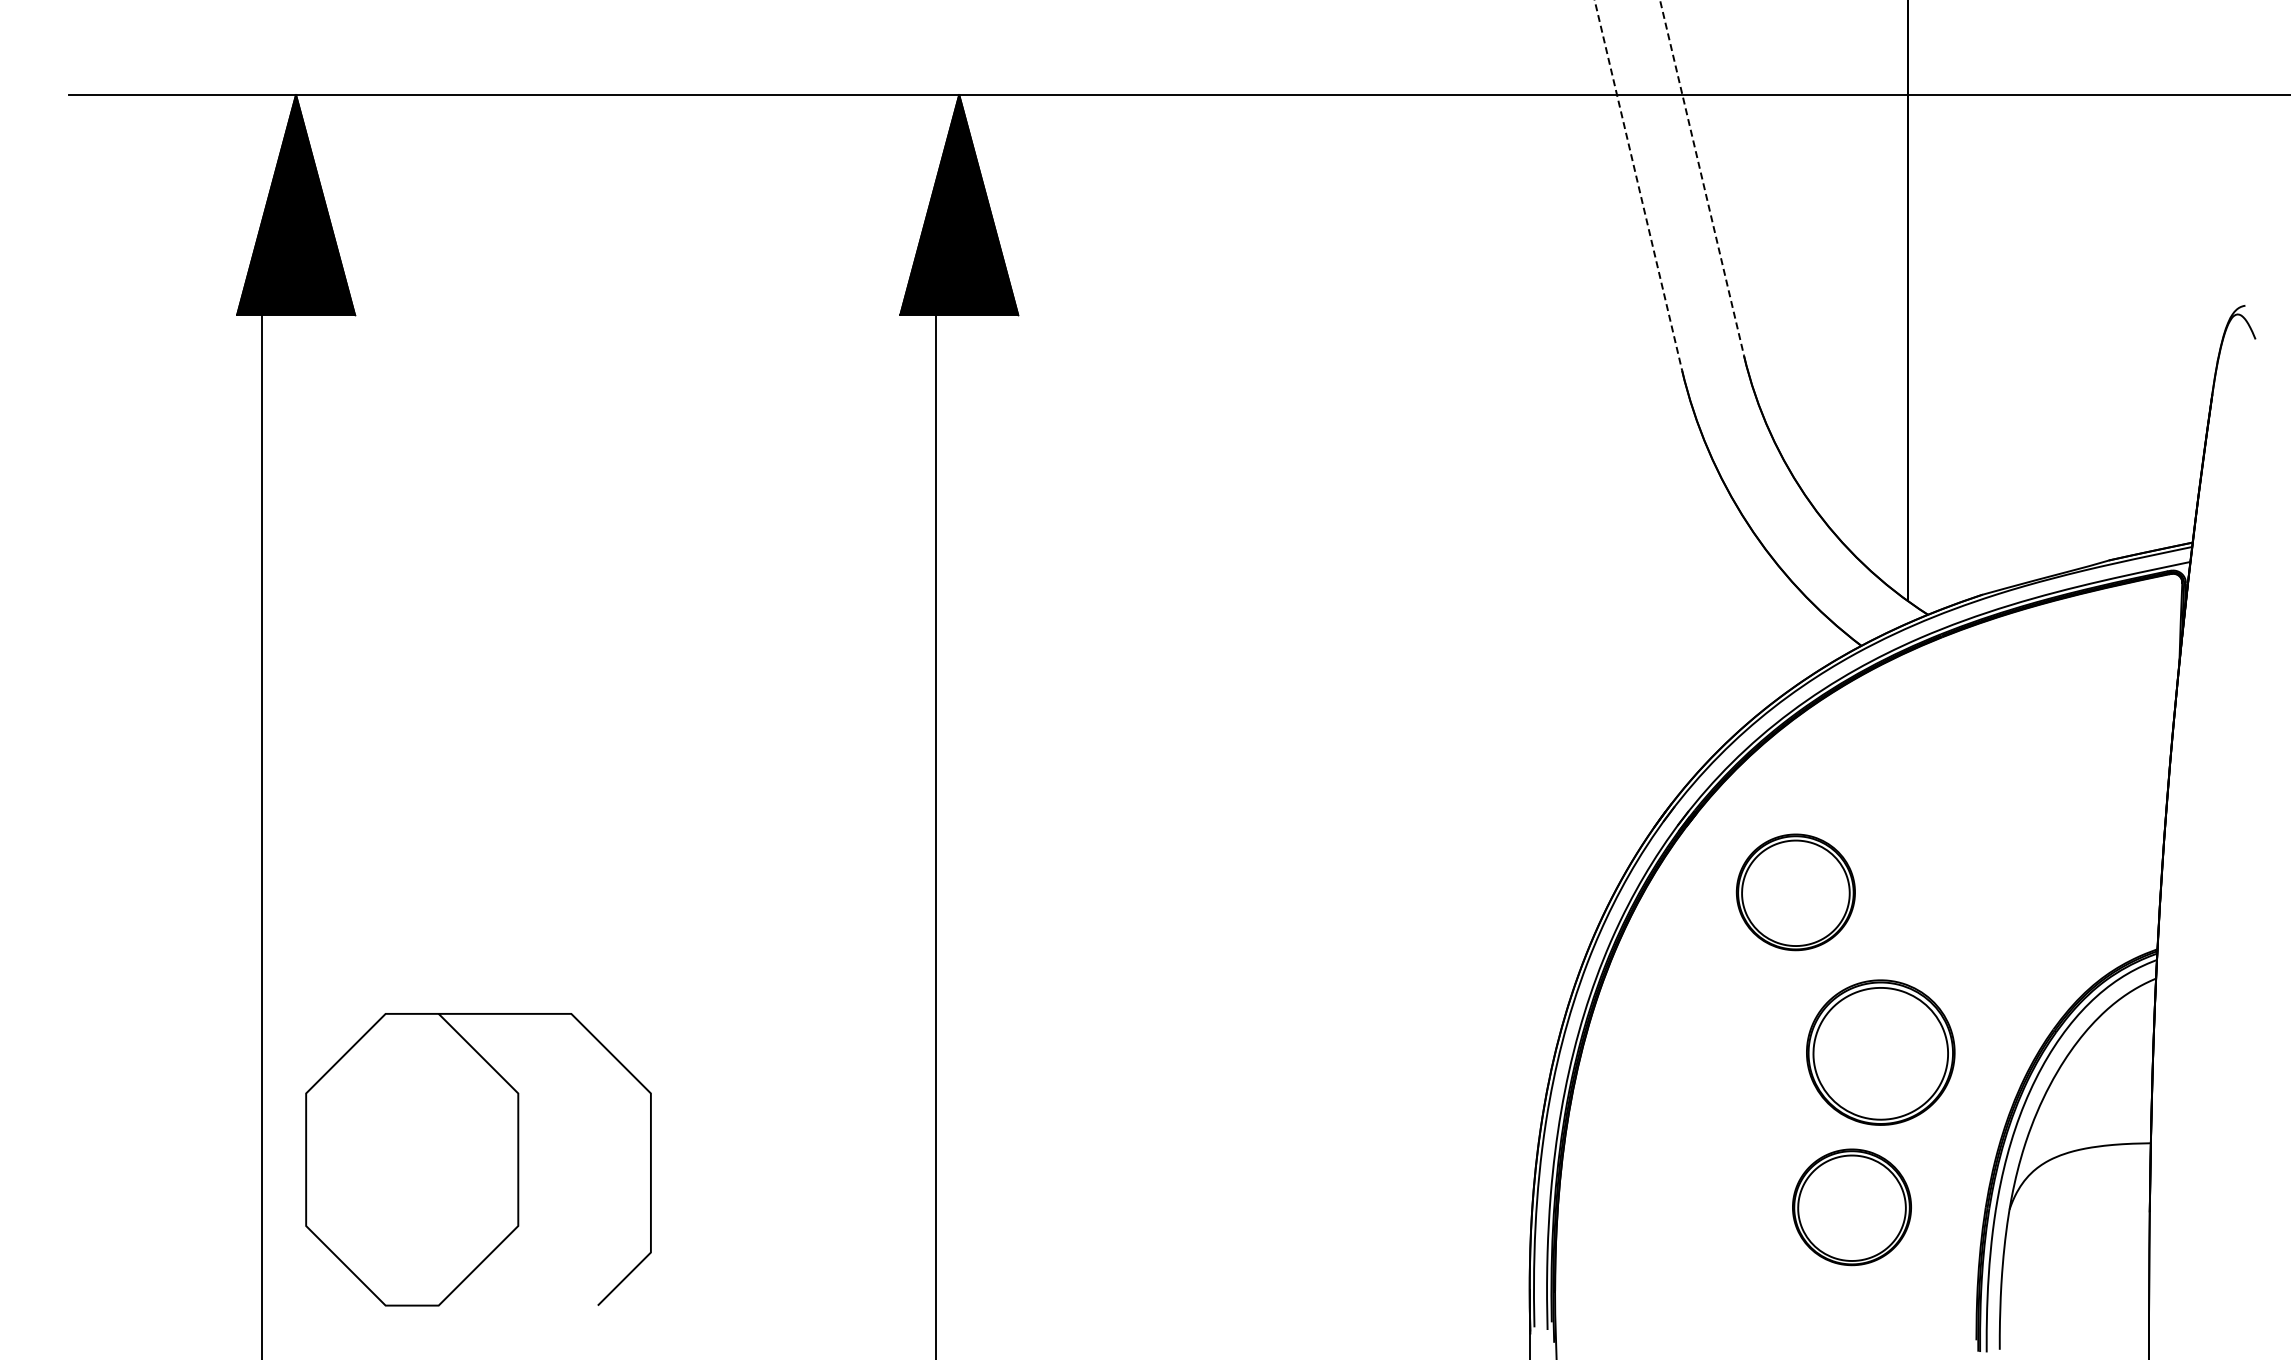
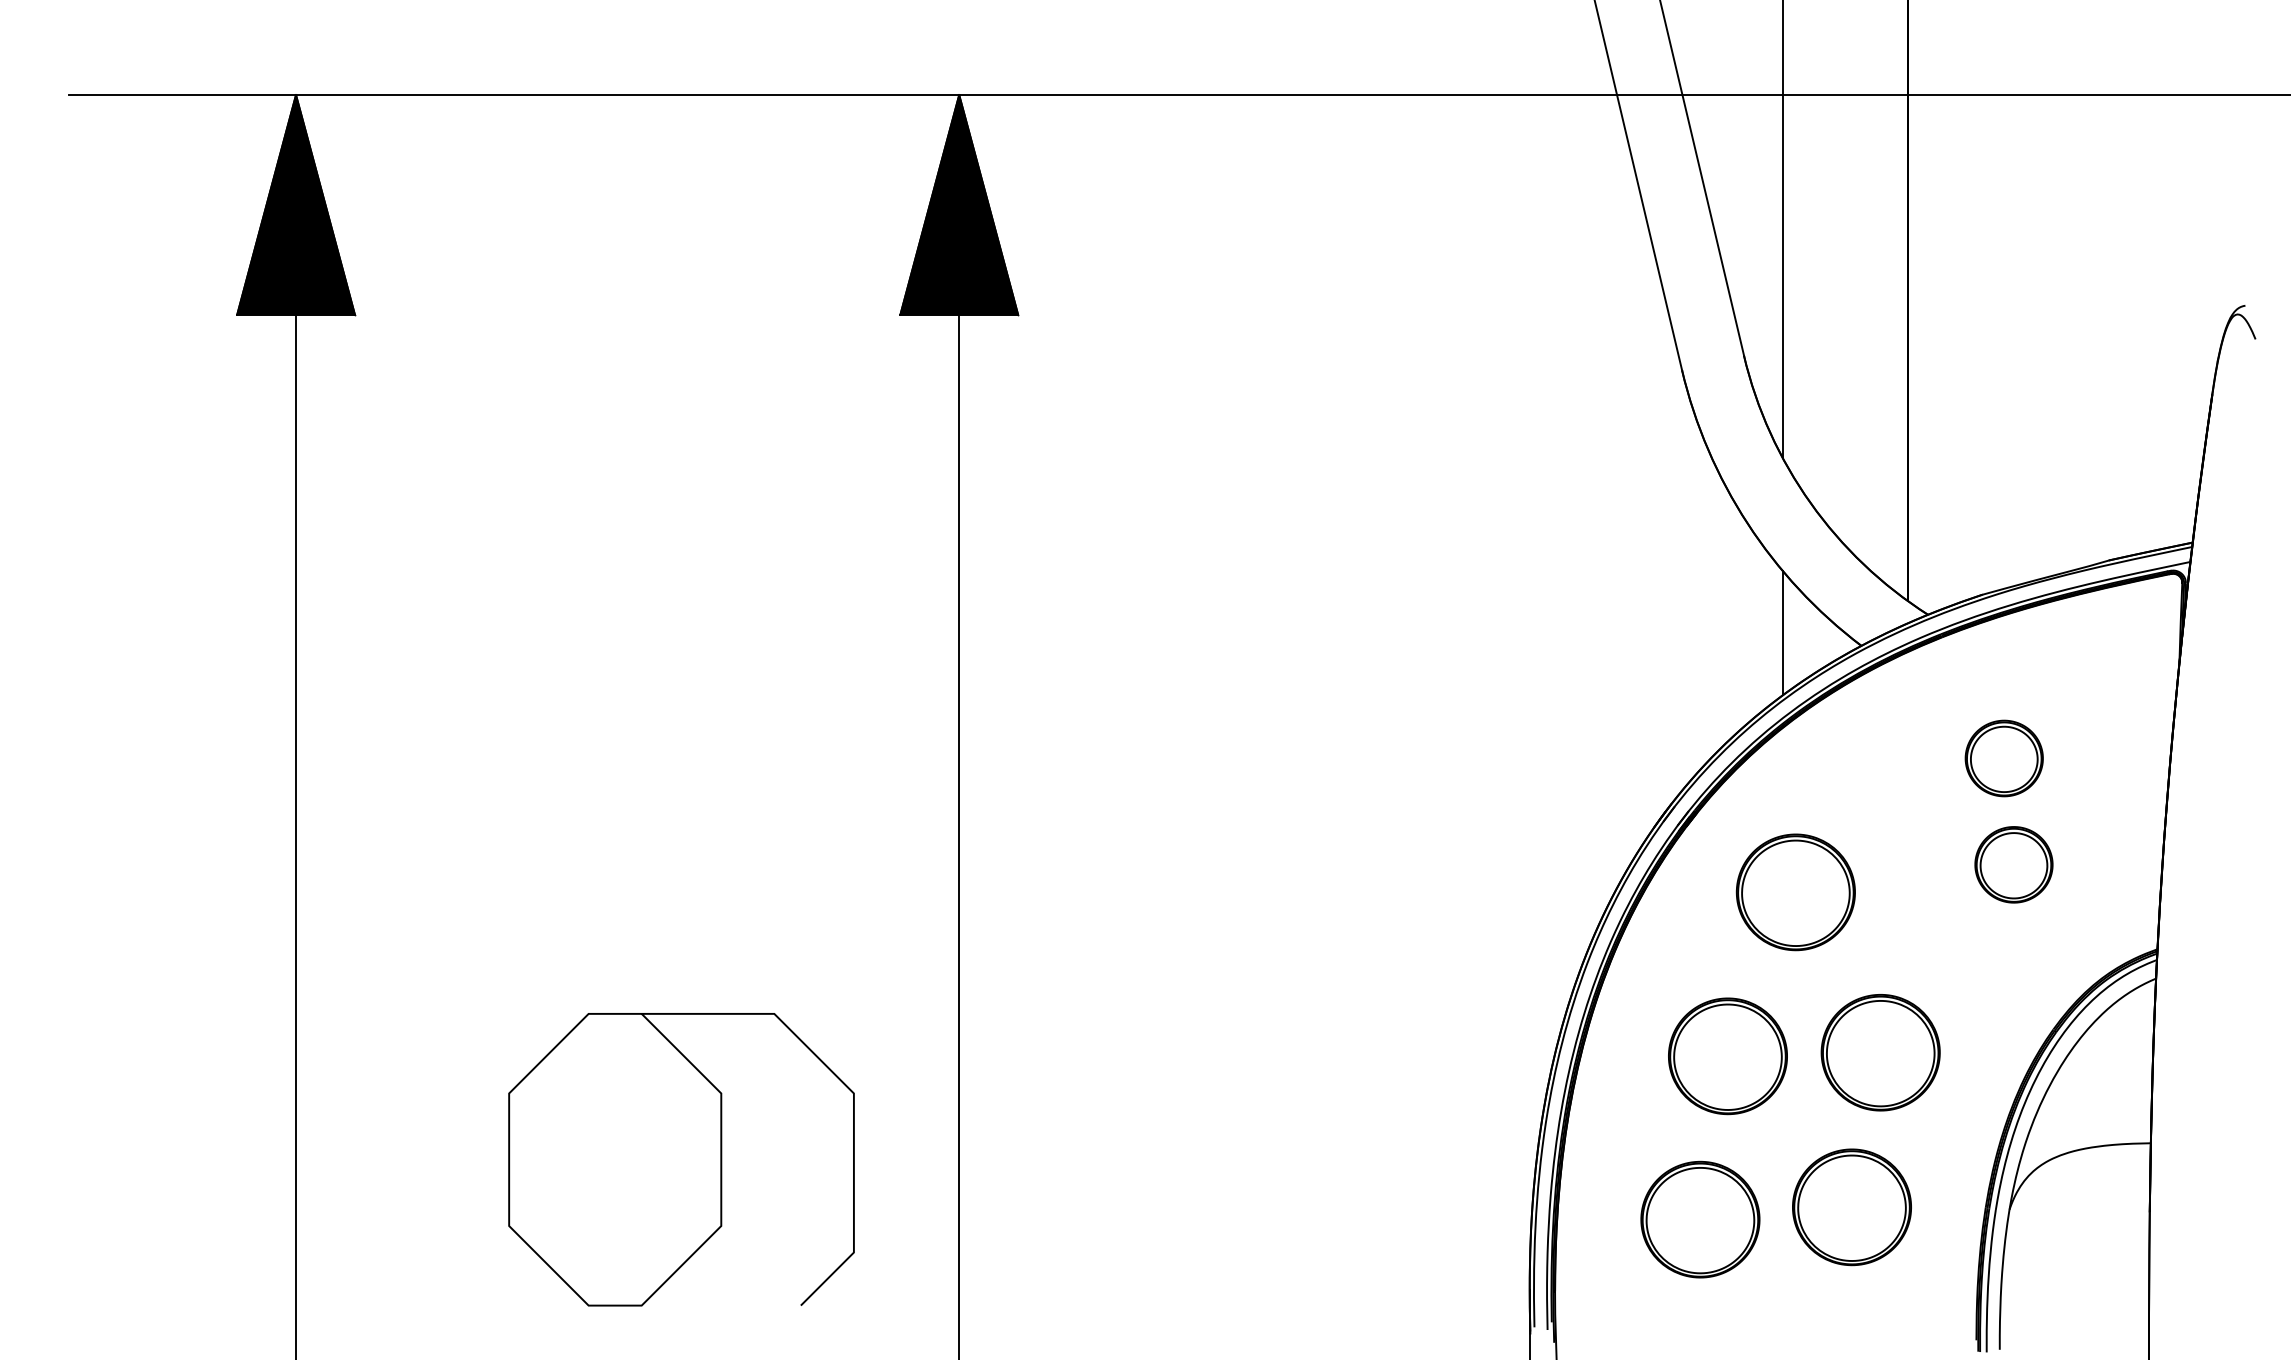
line: dashed -> solid (1702, 178)
line: dashed -> solid (1638, 185)
line: none -> present (1782, 230)
line: none -> present (1782, 633)
part: none -> present (2003, 758)
line position: (262, 835) -> (296, 835) (296, 835)
line position: (936, 835) -> (959, 835) (959, 835)
part: none -> present (2013, 864)
part size: 150x147 px -> 121x118 px (1880, 1052)
part: none -> present (1727, 1056)
curve position: (517, 1159) -> (720, 1159) (720, 1159)
part: none -> present (1700, 1219)
